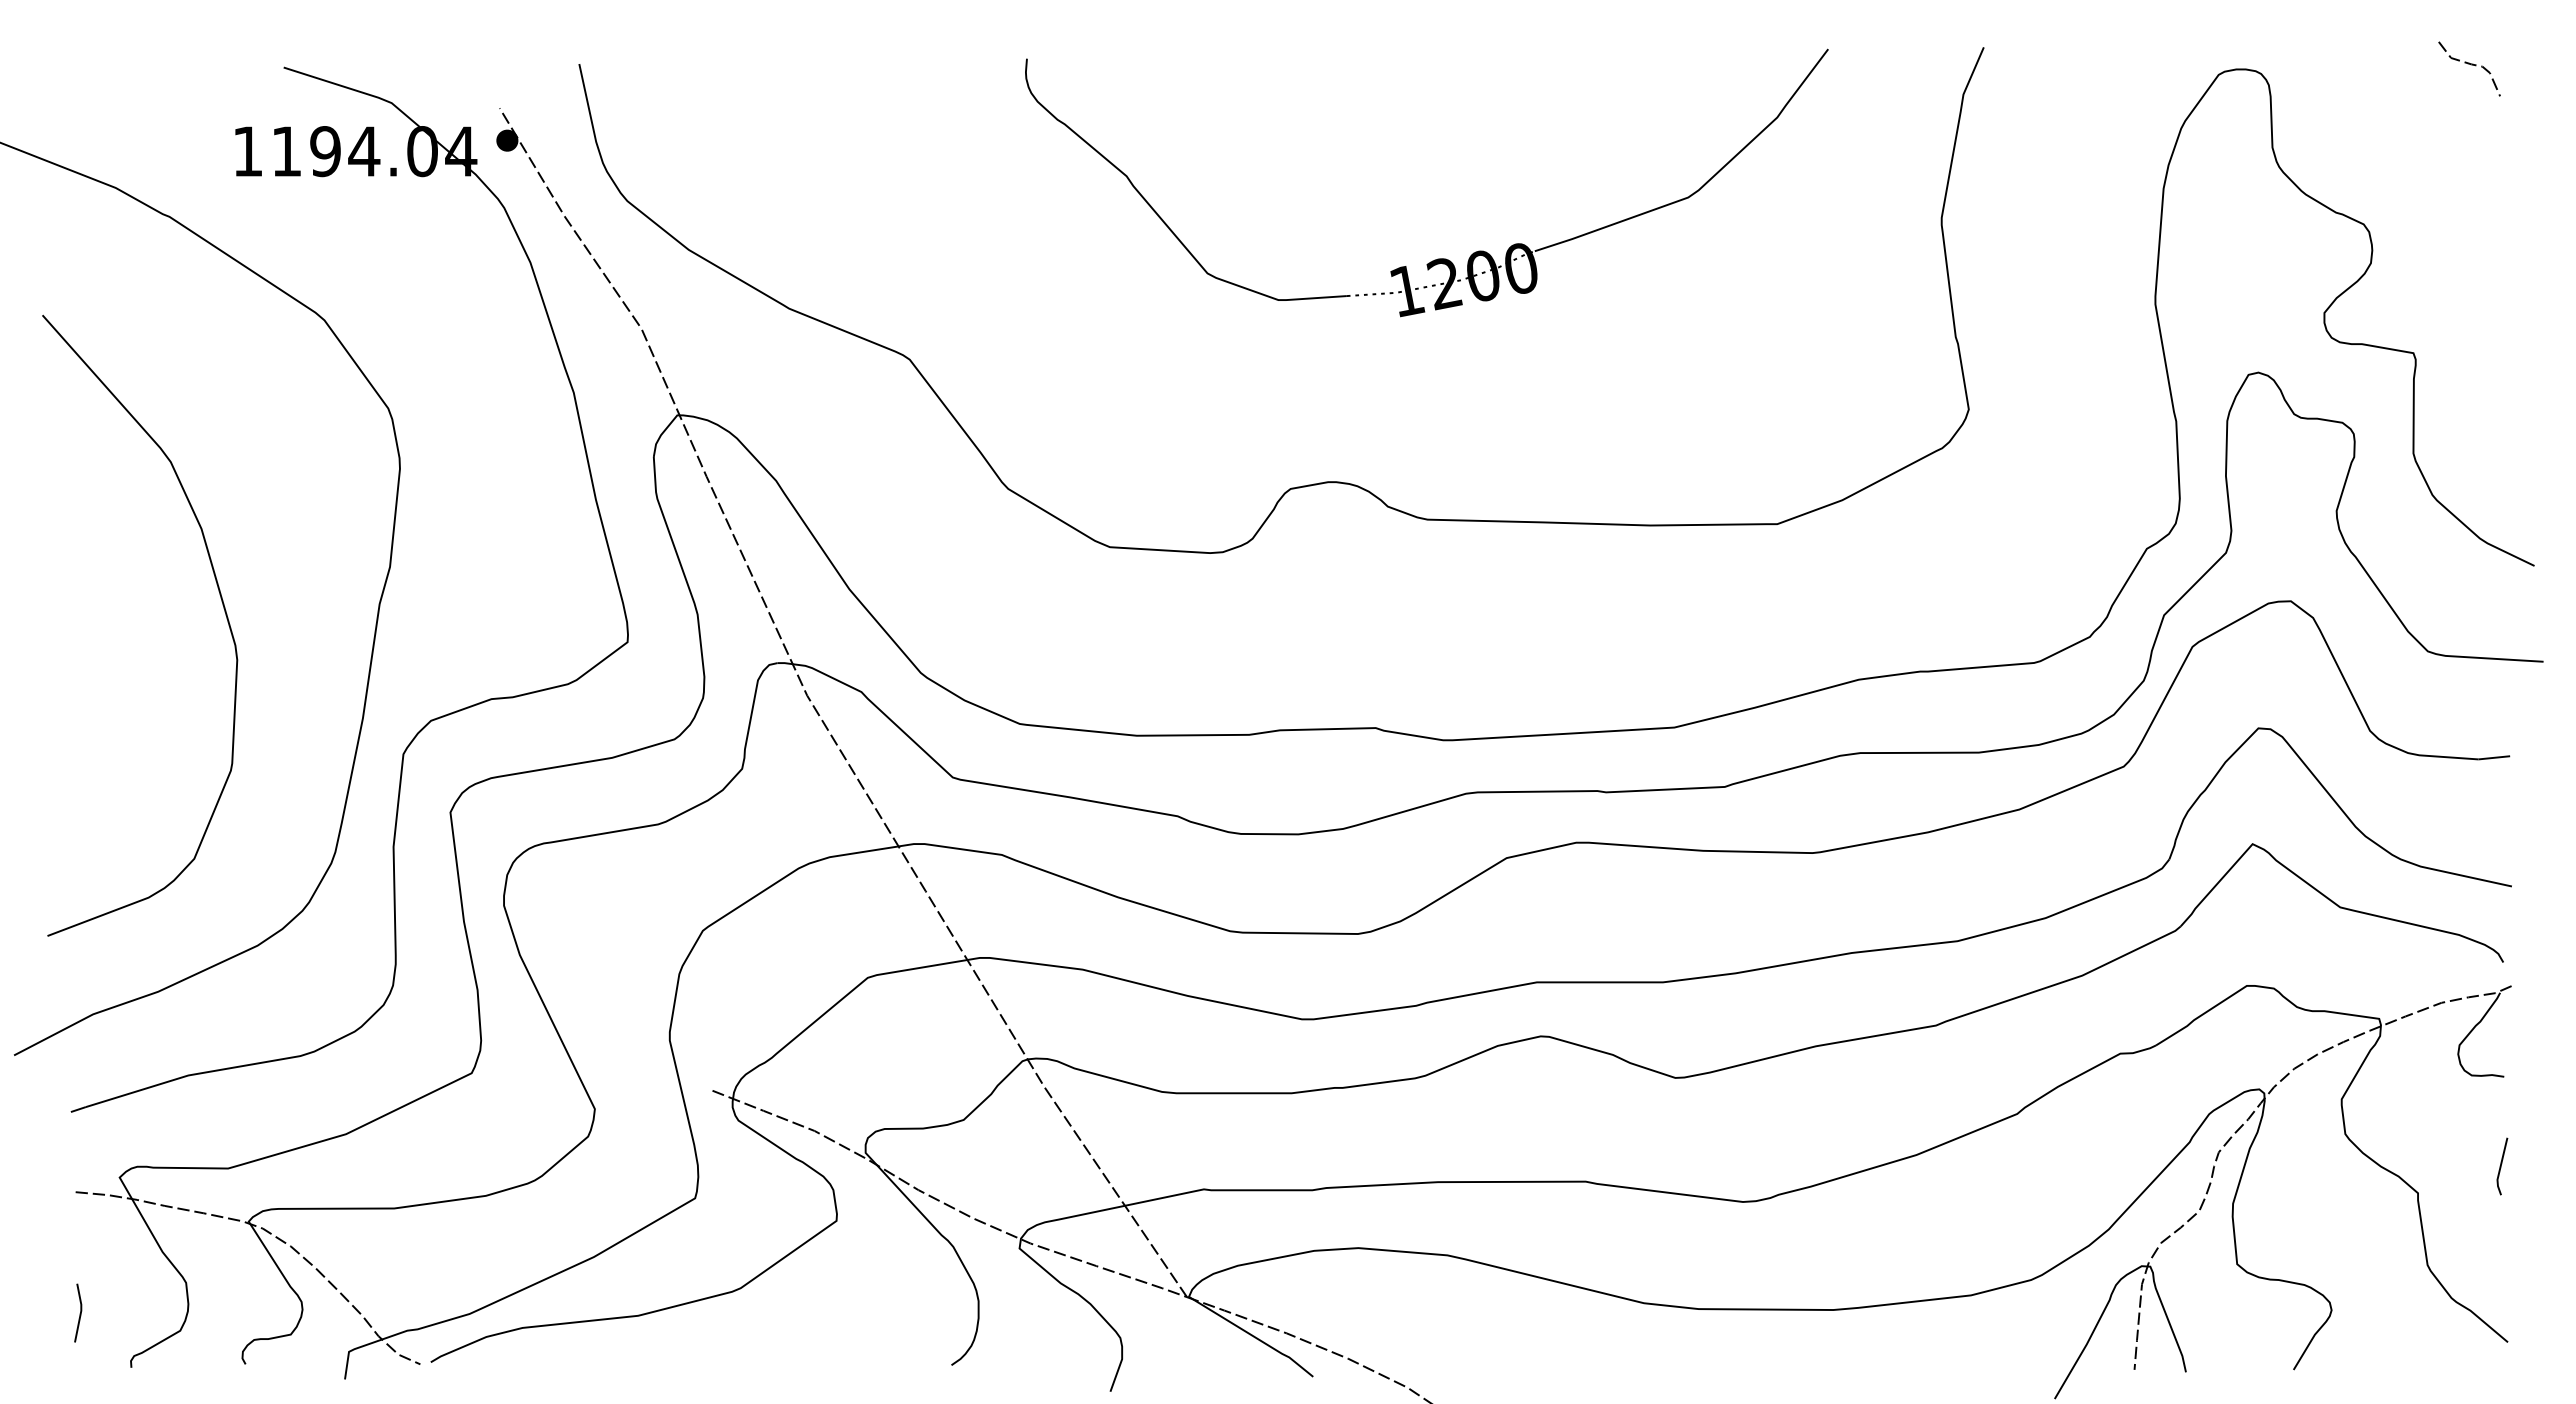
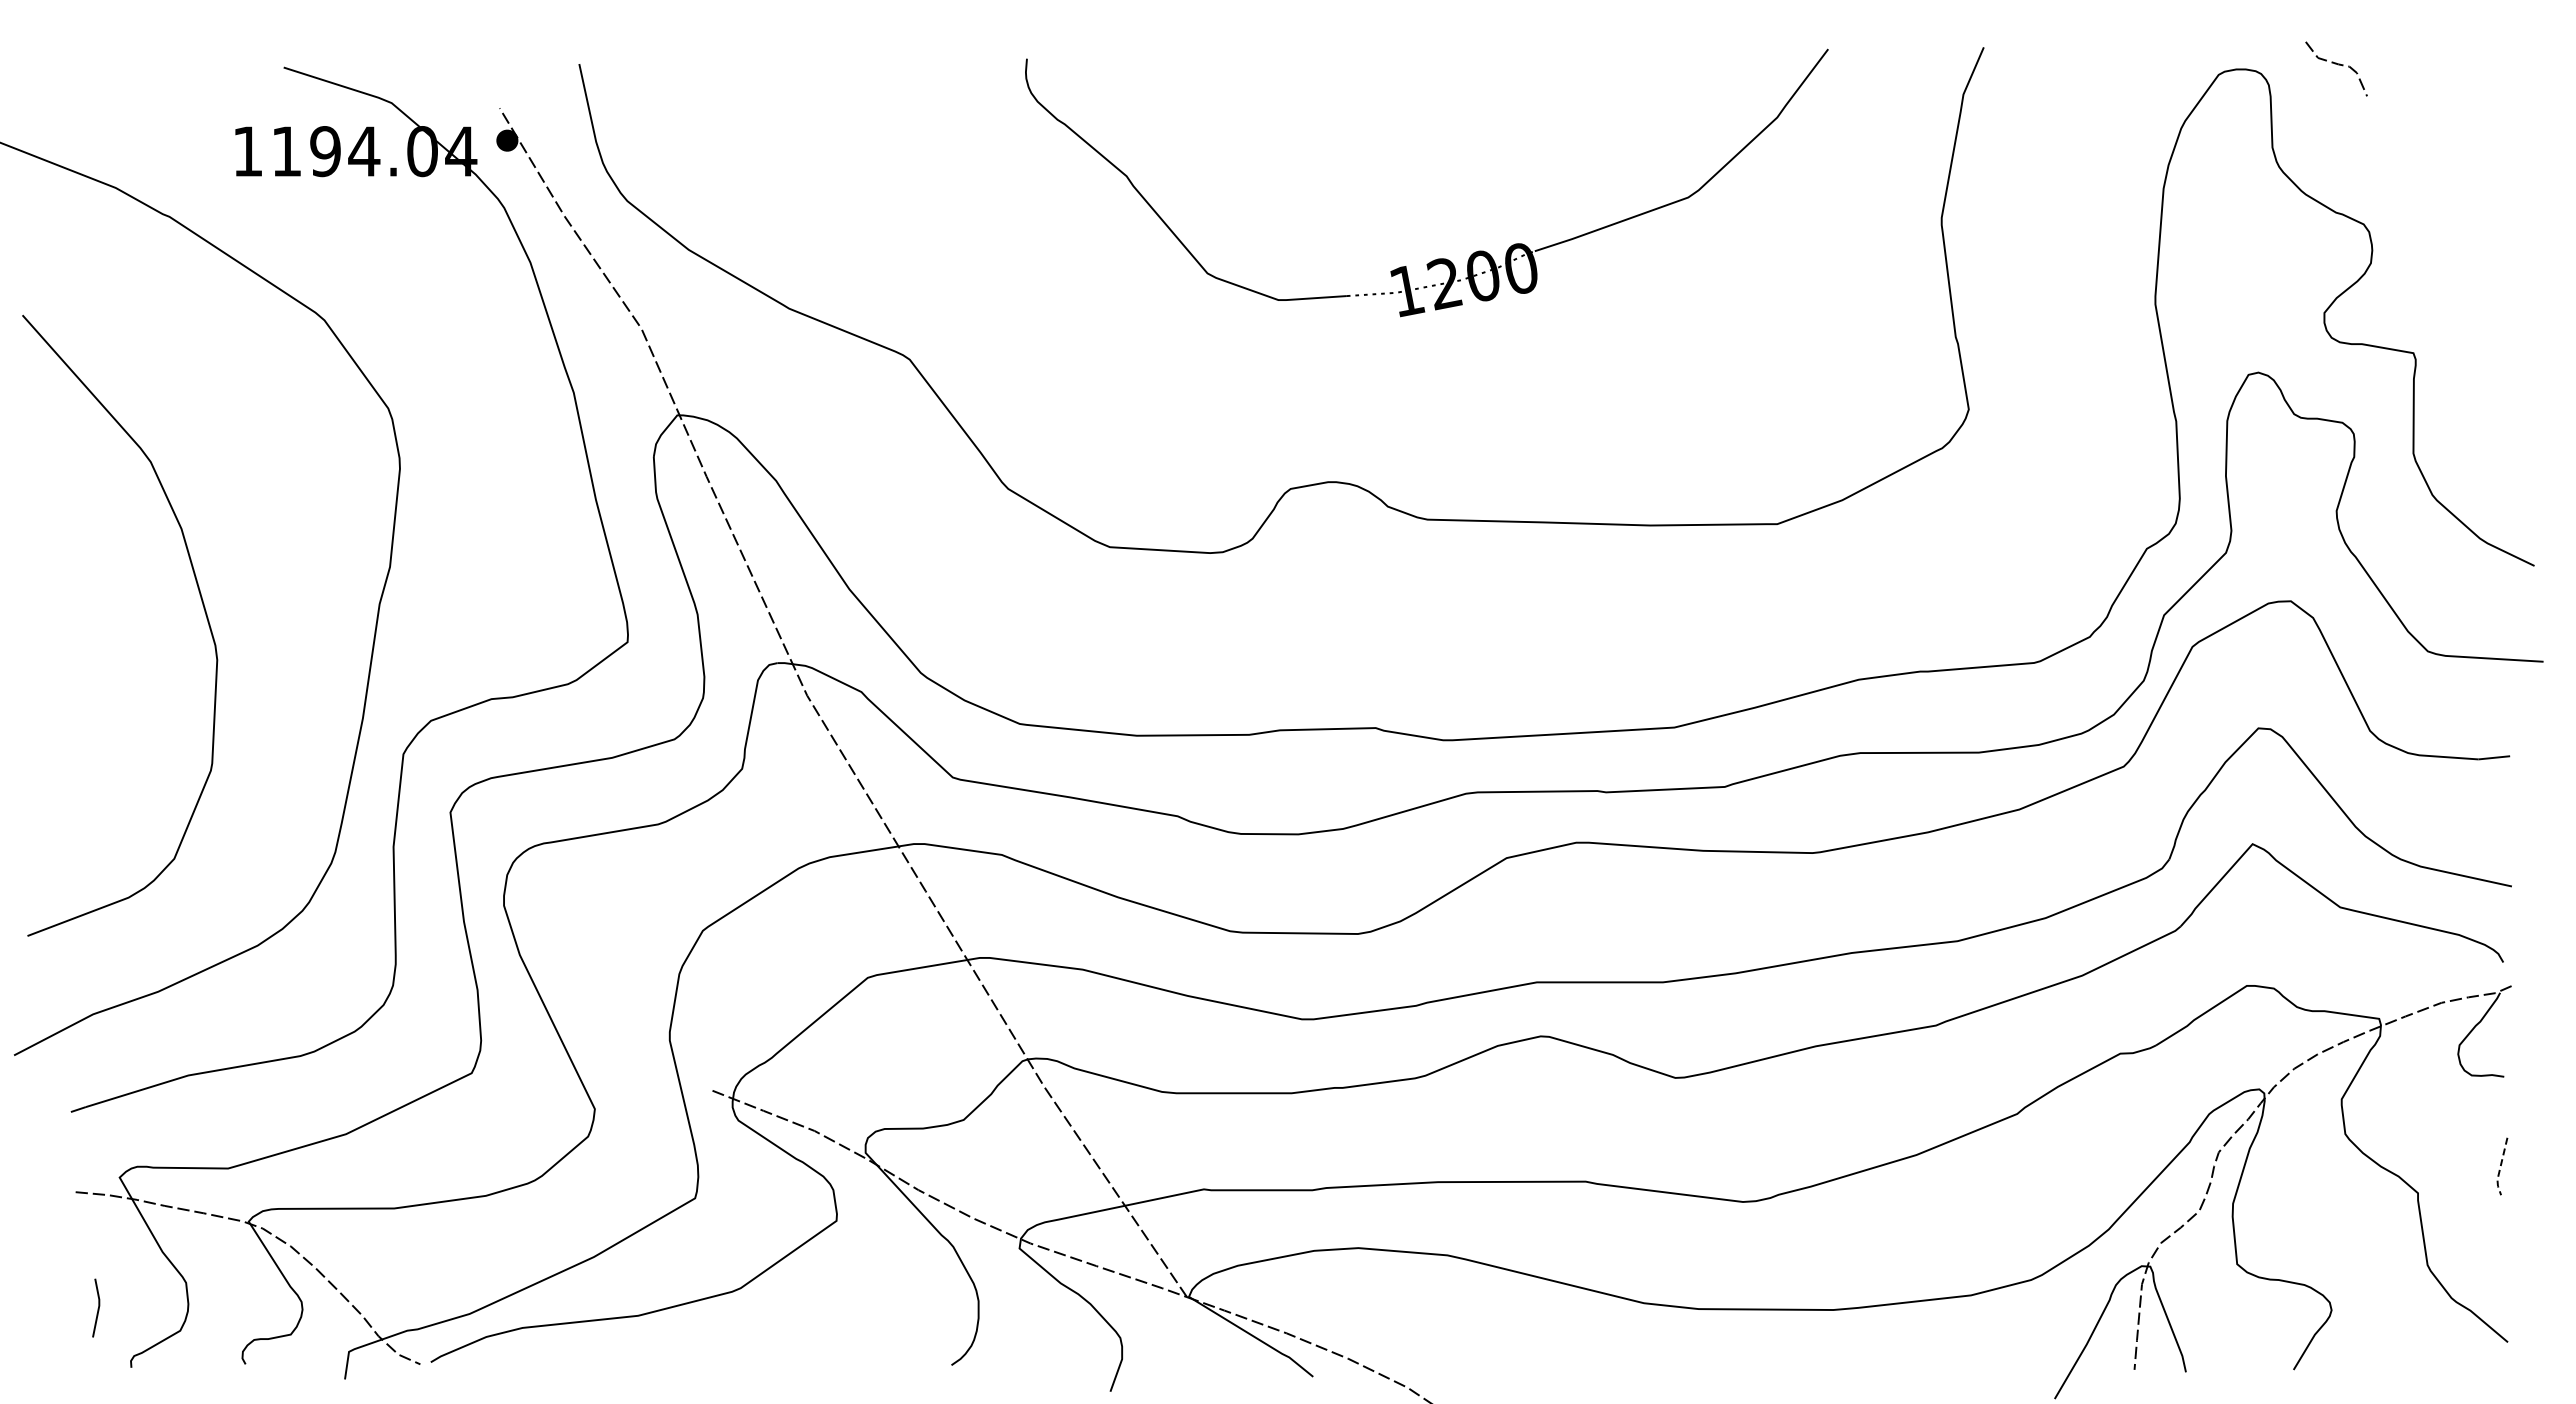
curve position: (2471, 65) -> (2338, 65) (2338, 65)
curve position: (222, 605) -> (202, 605) (202, 605)
line: solid -> dashed (2500, 1168)
line position: (79, 1313) -> (97, 1308) (97, 1308)
